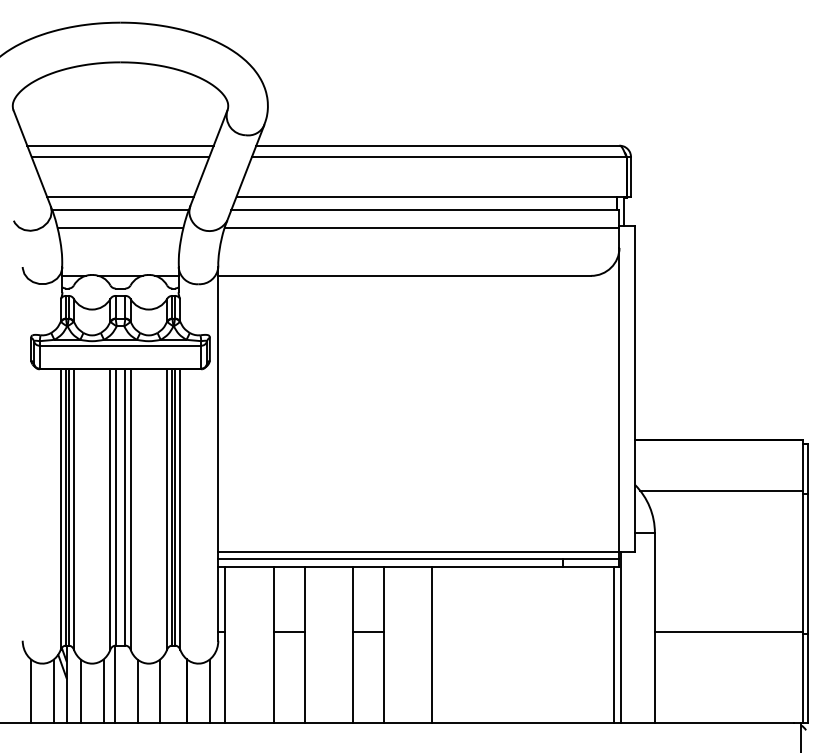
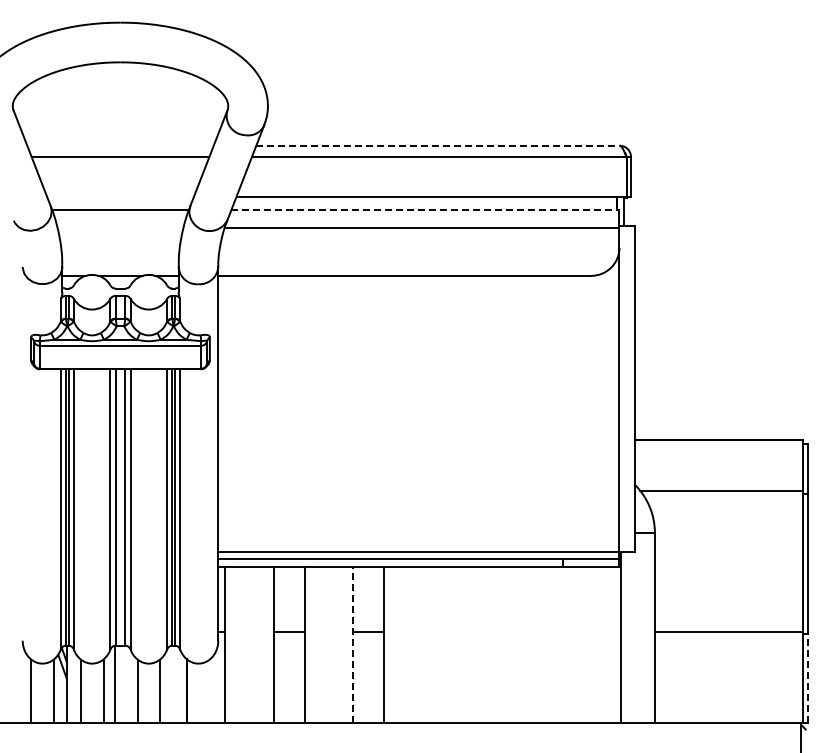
line: present -> none (120, 145)
line: solid -> dashed (437, 145)
line: present -> none (120, 196)
line: solid -> dashed (425, 210)
line: present -> none (120, 228)
line: solid -> dashed (352, 644)
line: present -> none (432, 645)
line: present -> none (614, 645)
line: solid -> dashed (808, 678)
line: present -> none (209, 691)
